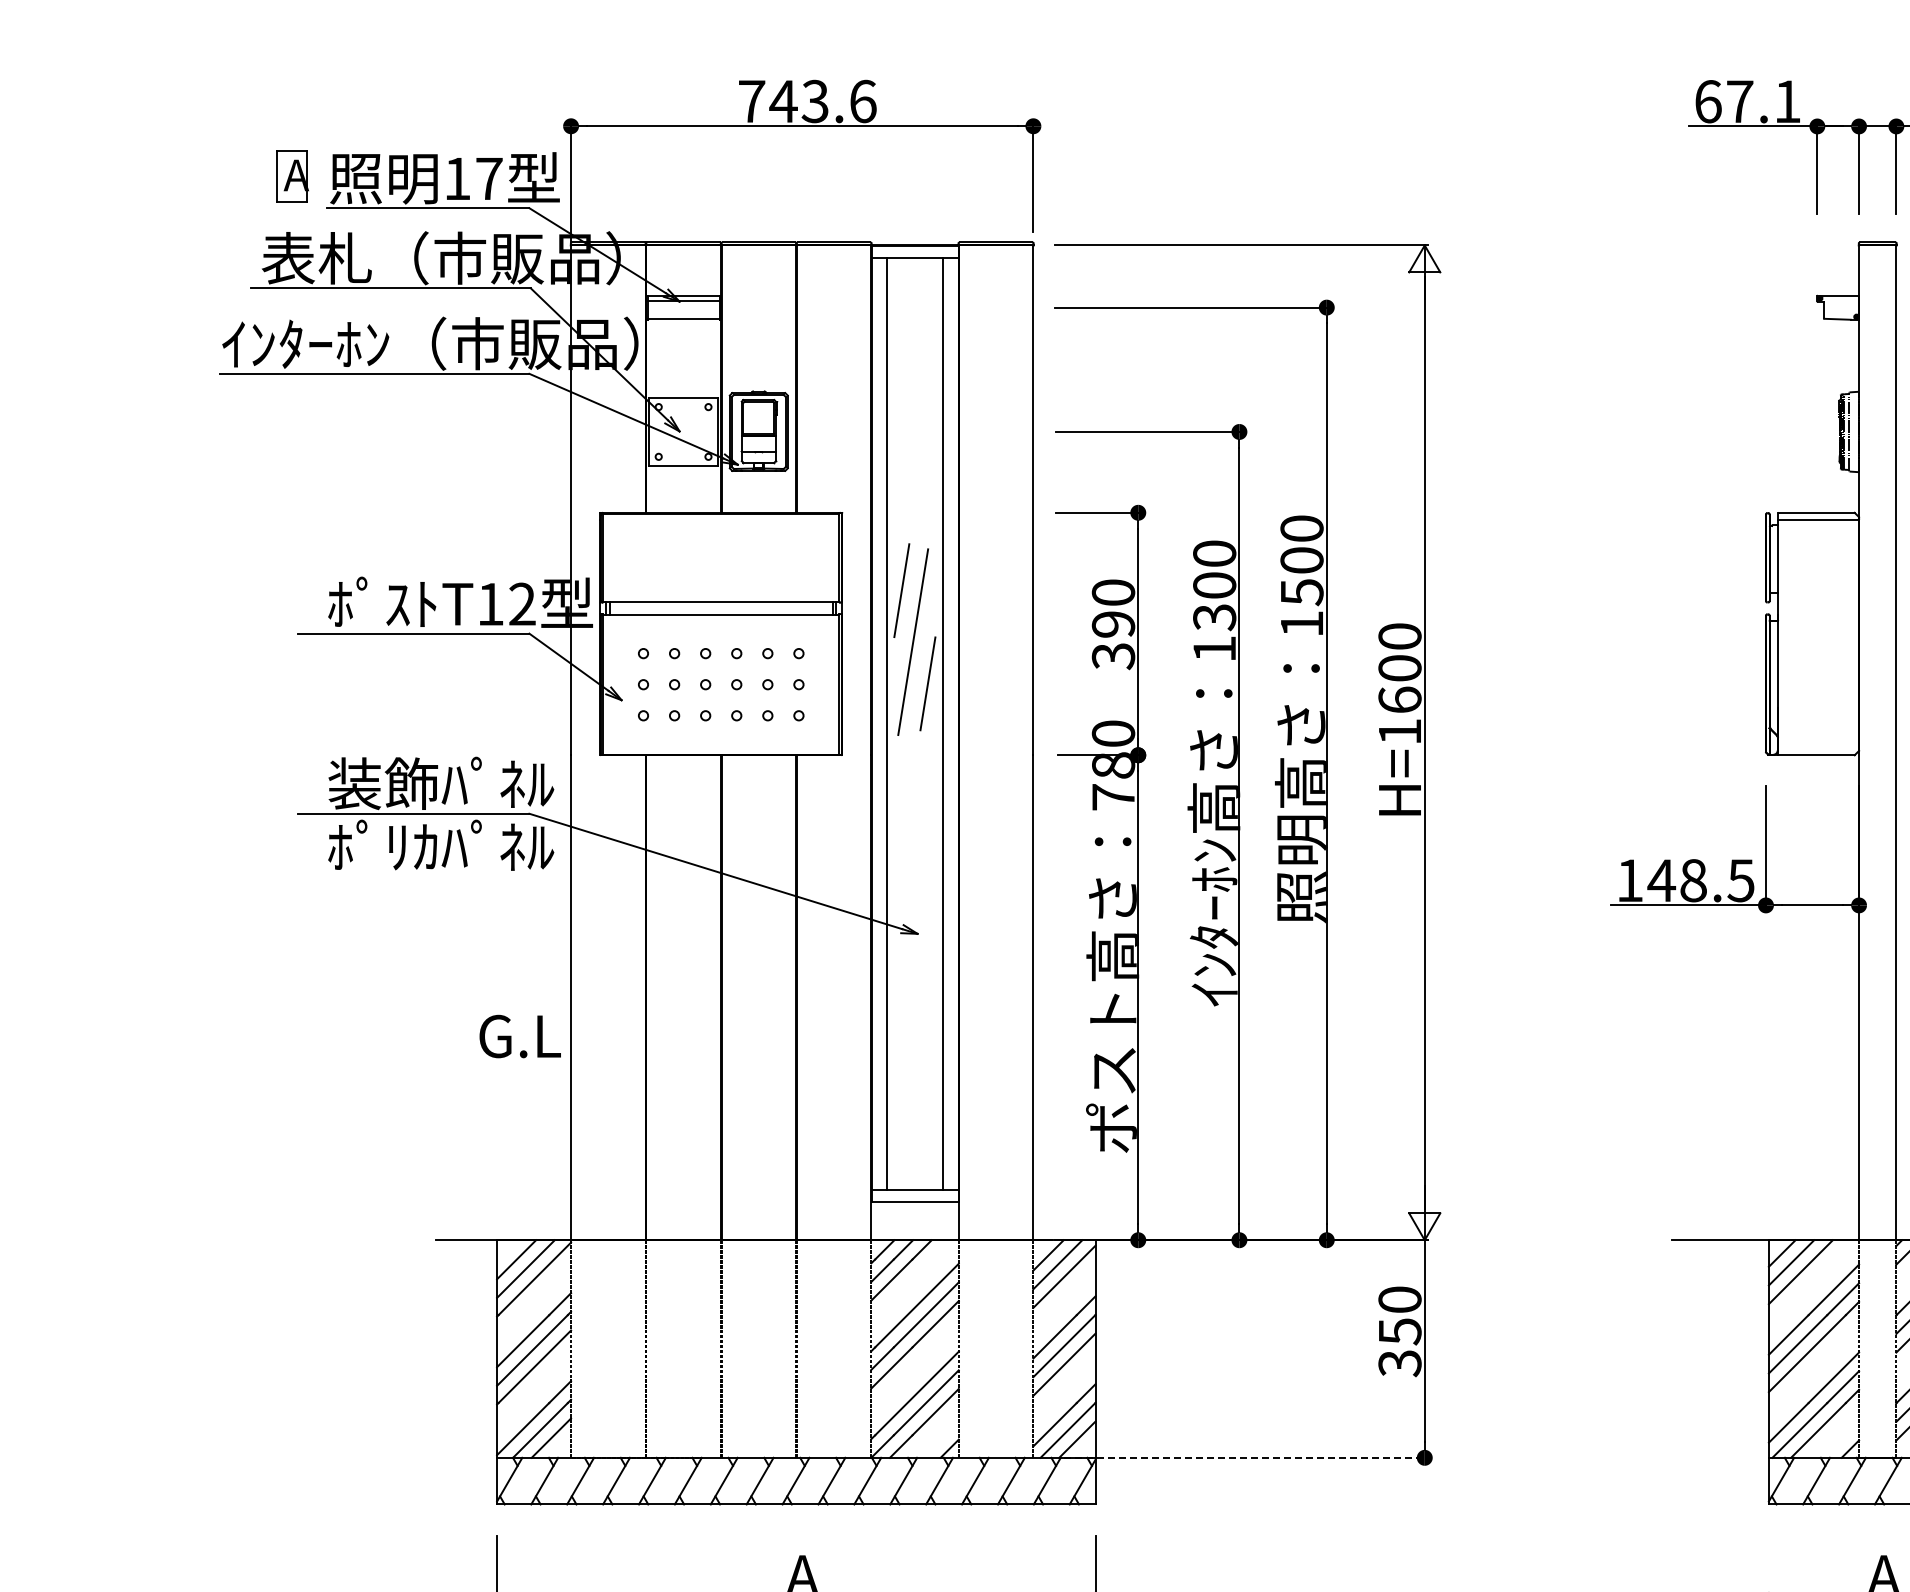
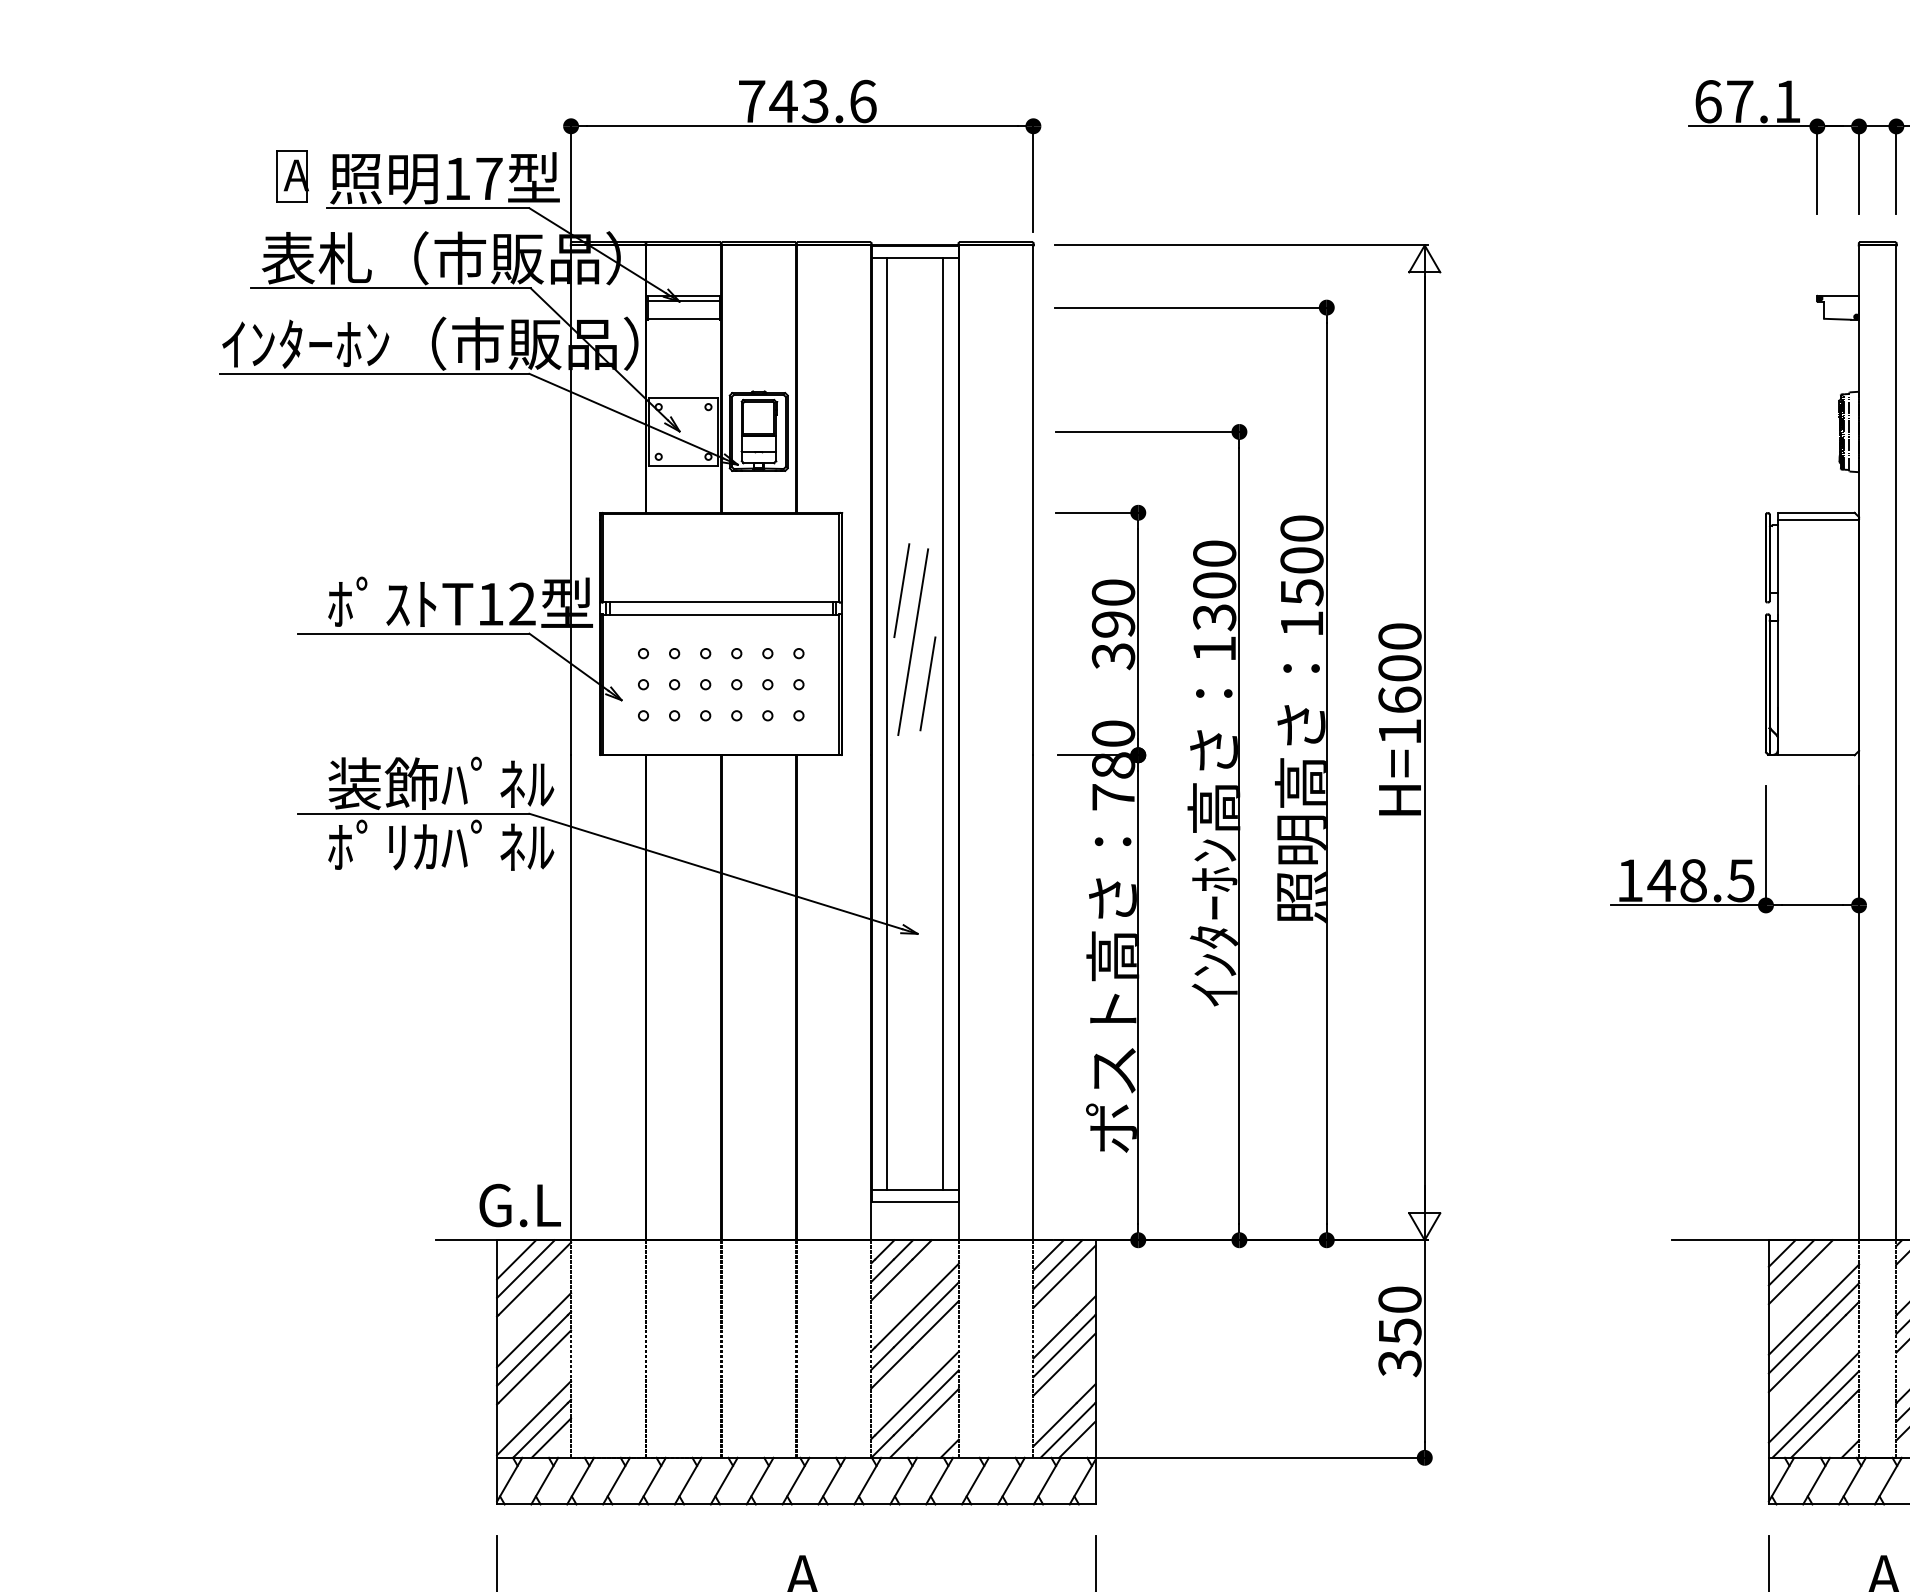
text position: (519, 1036) -> (519, 1205) (519, 1205)
line: dashed -> solid (1245, 1457)
line: none -> present (1768, 1561)
